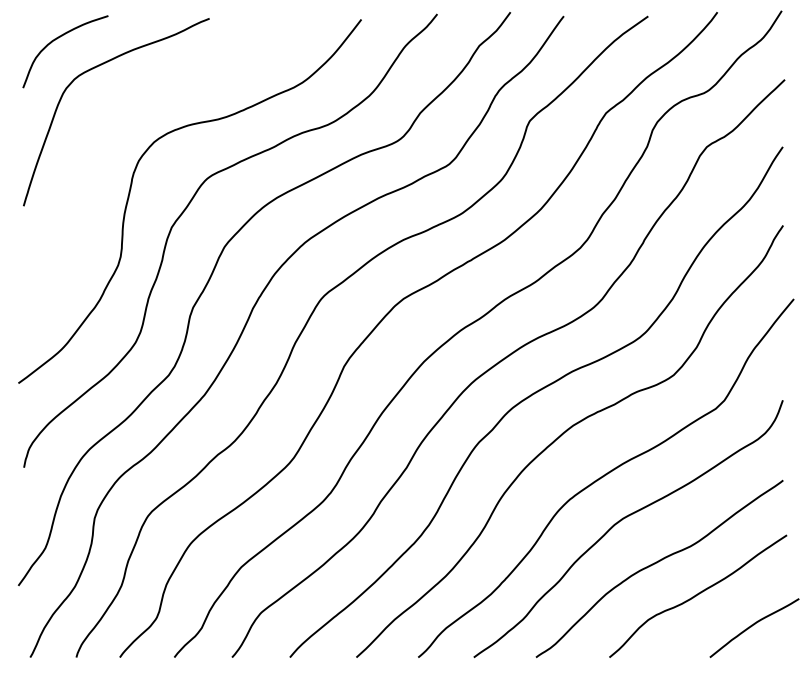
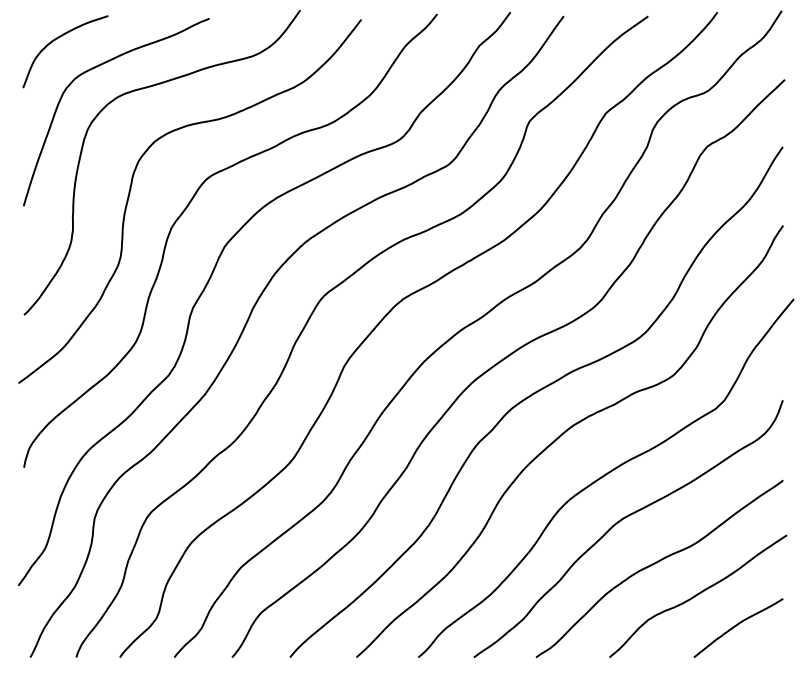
curve: none -> present (143, 89)
curve position: (754, 625) -> (738, 625) (738, 625)
